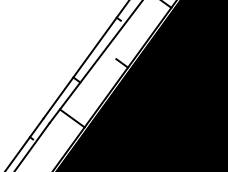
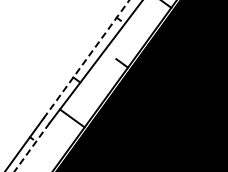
line: solid -> dashed (86, 59)
line: solid -> dashed (32, 147)
